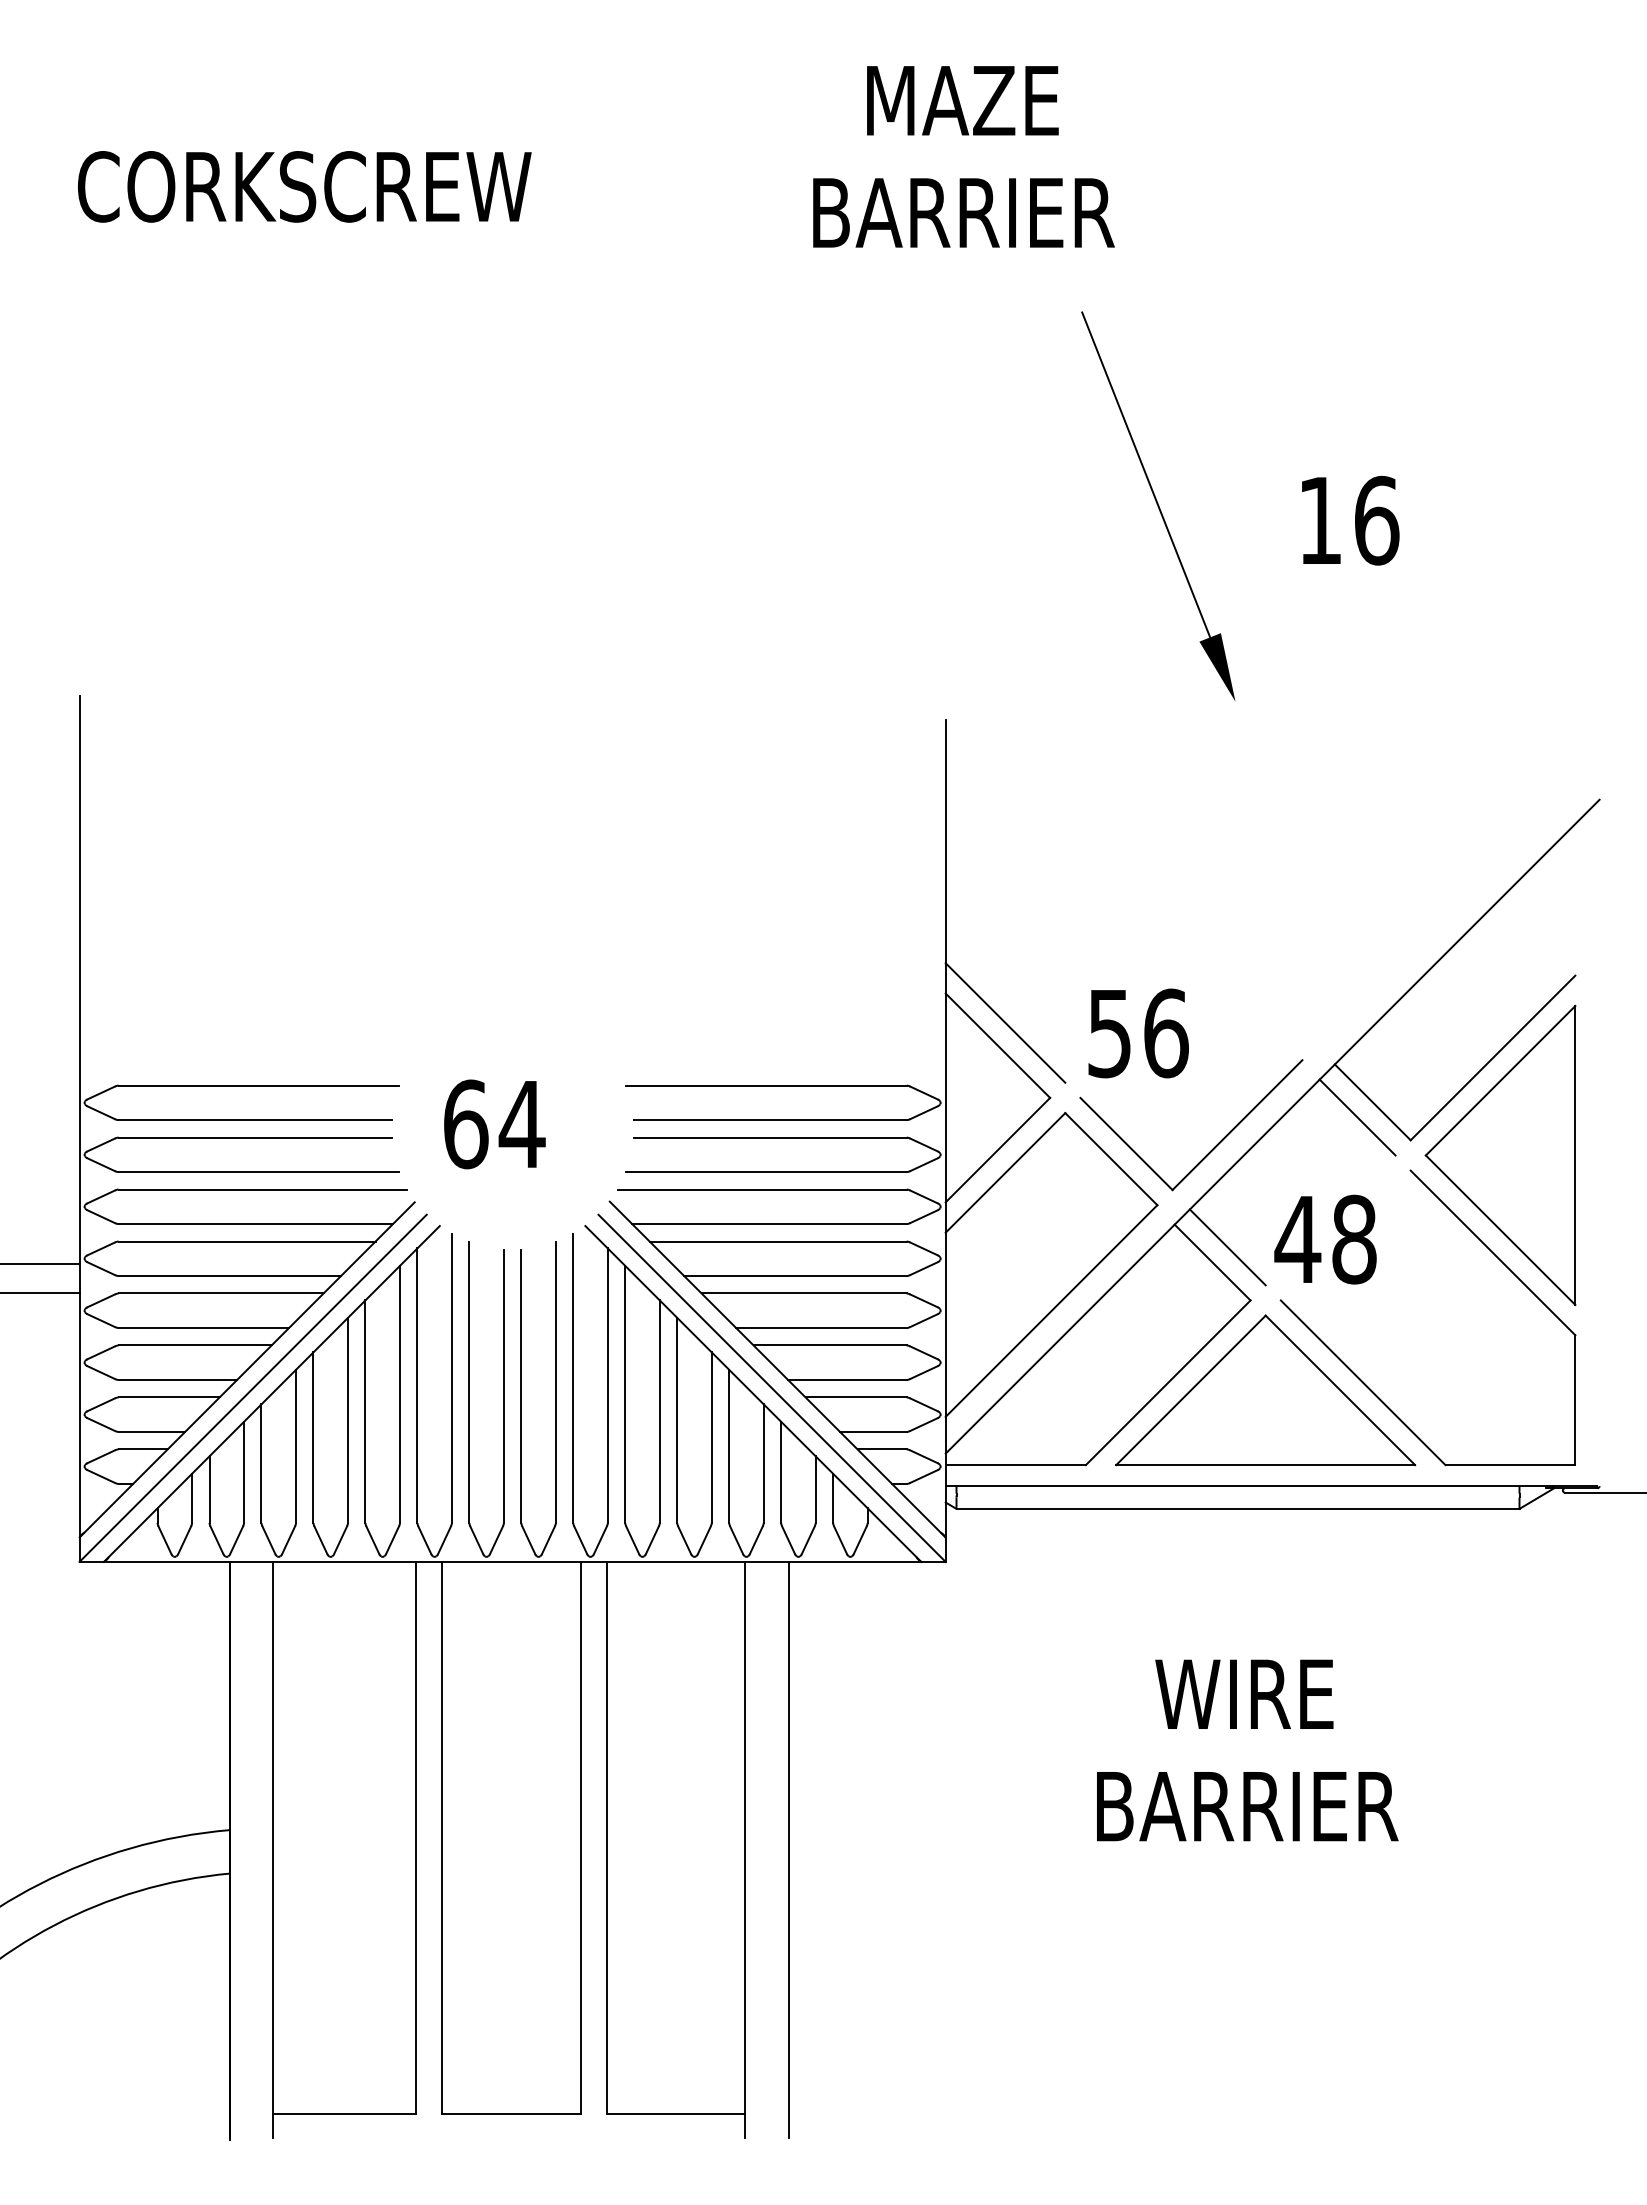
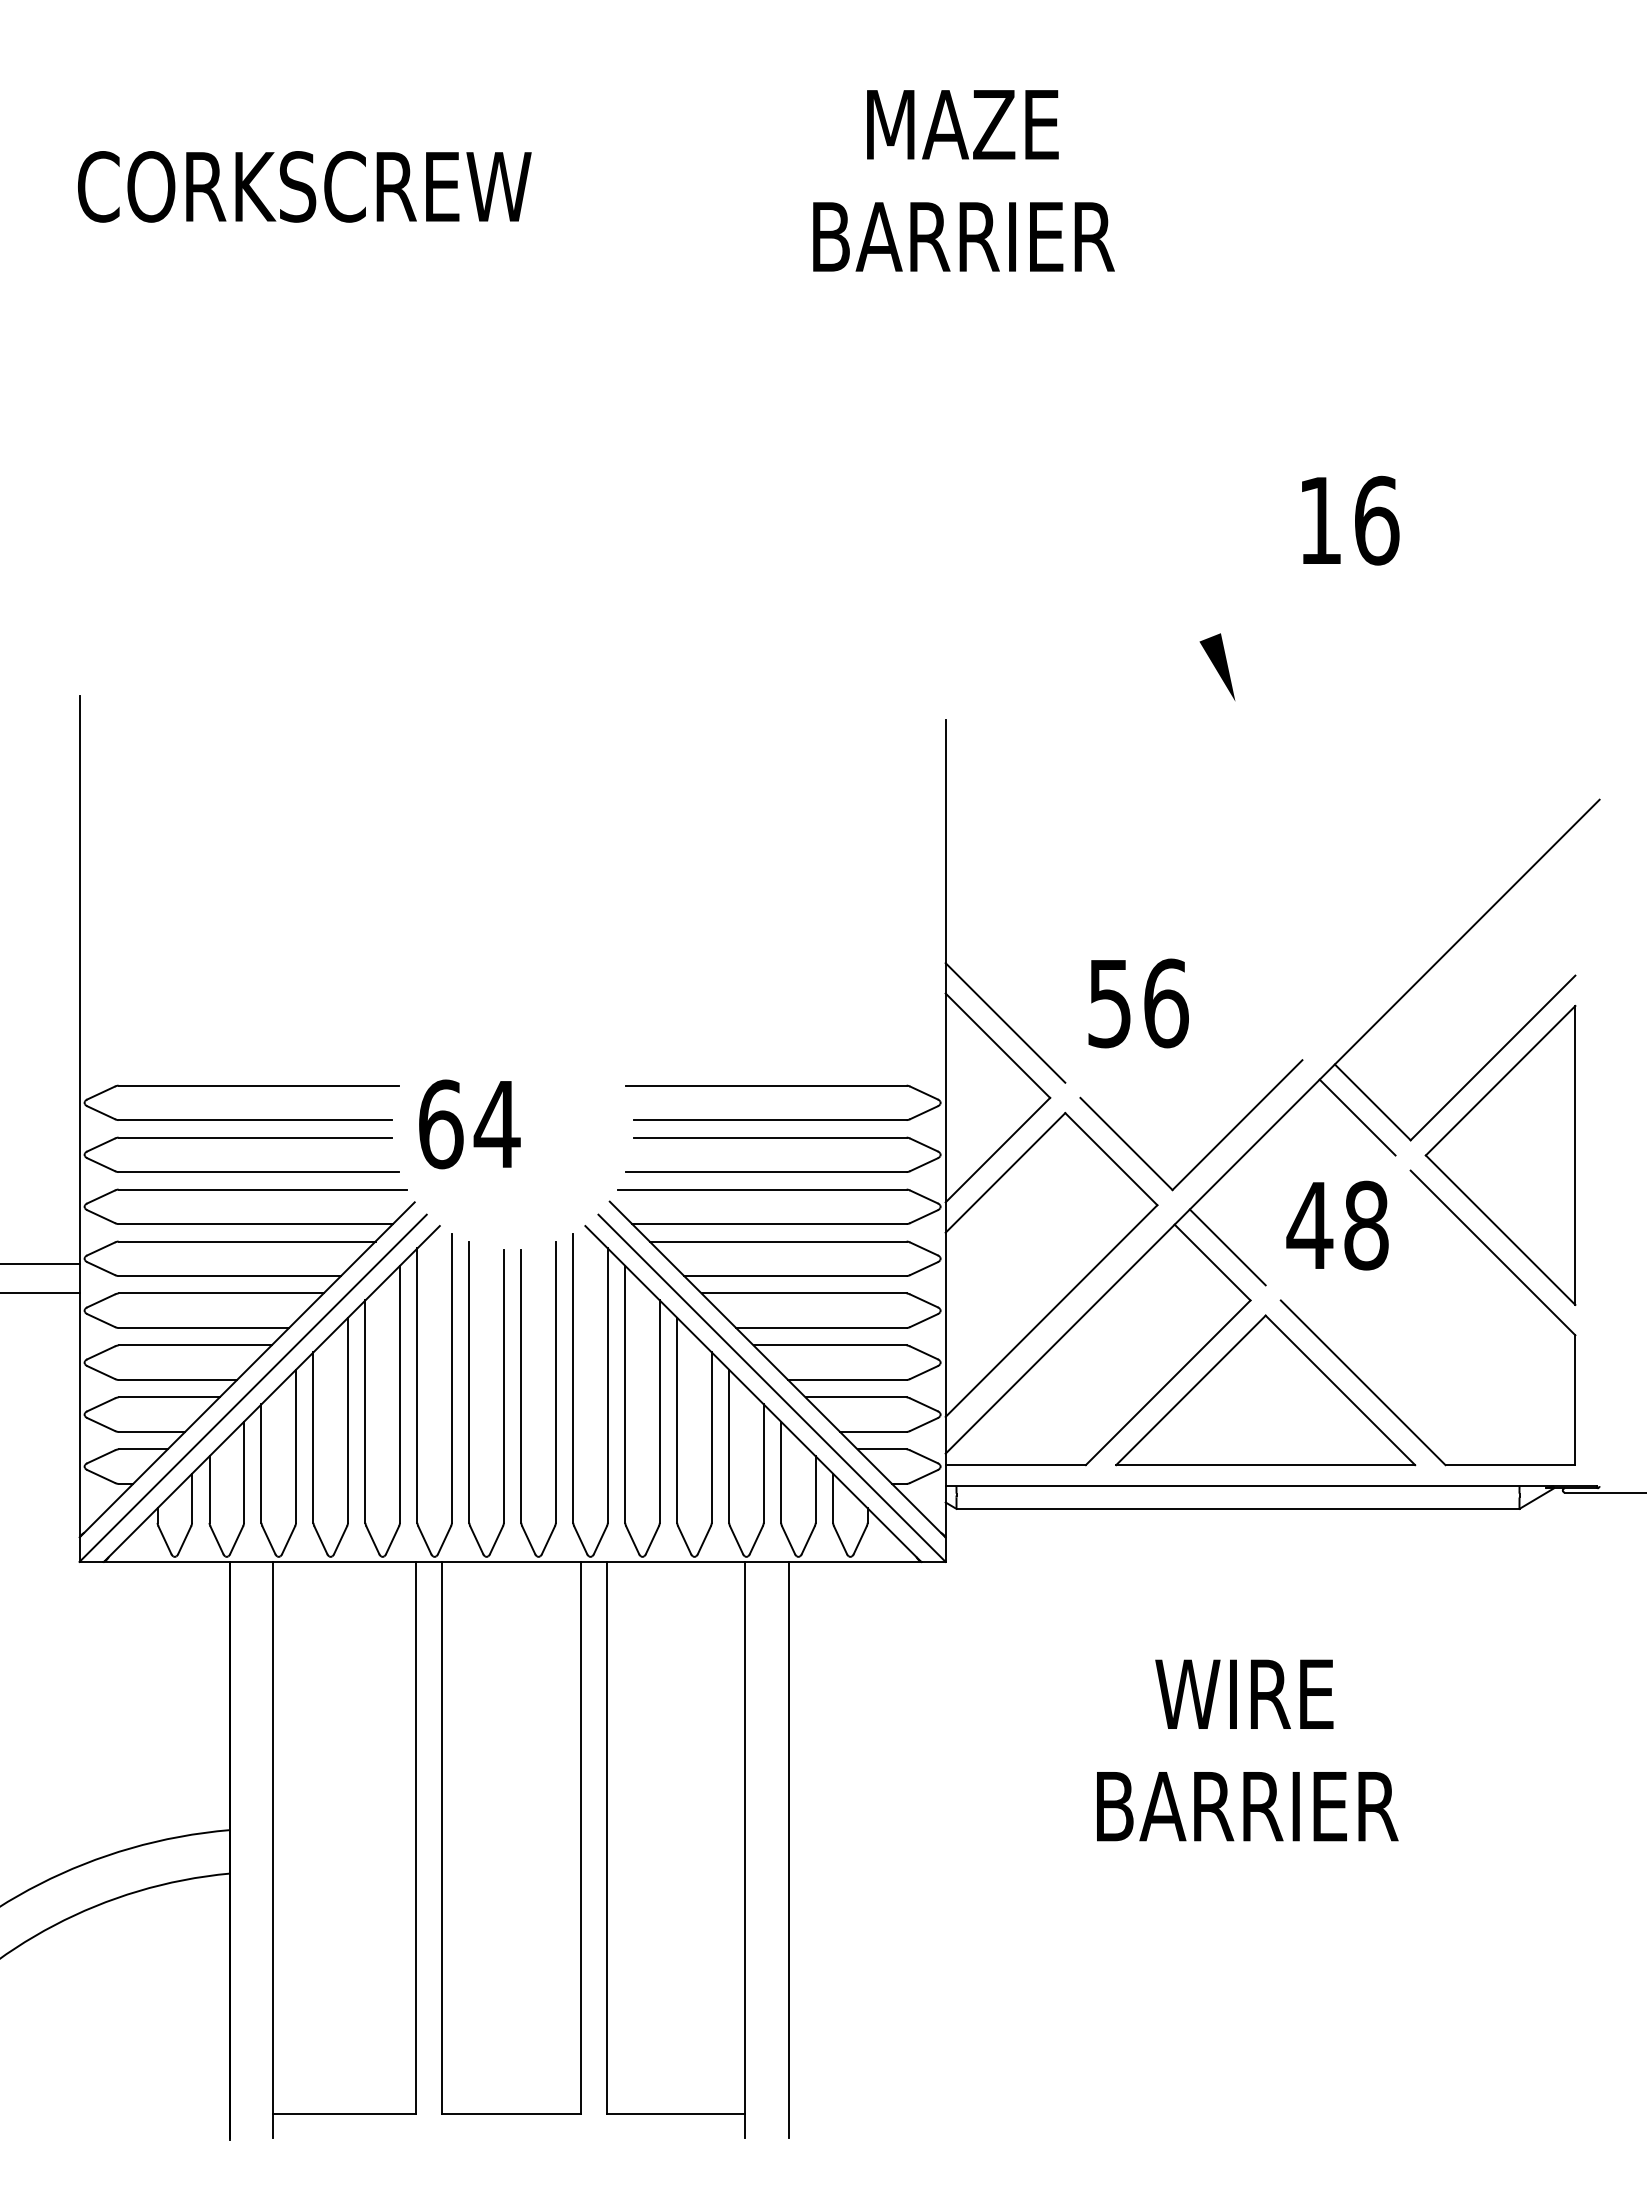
text position: (963, 156) -> (963, 180) (963, 180)
line: present -> none (1146, 474)
text position: (1138, 1033) -> (1138, 1003) (1138, 1003)
text position: (494, 1124) -> (469, 1124) (469, 1124)
text position: (1325, 1239) -> (1337, 1225) (1337, 1225)
